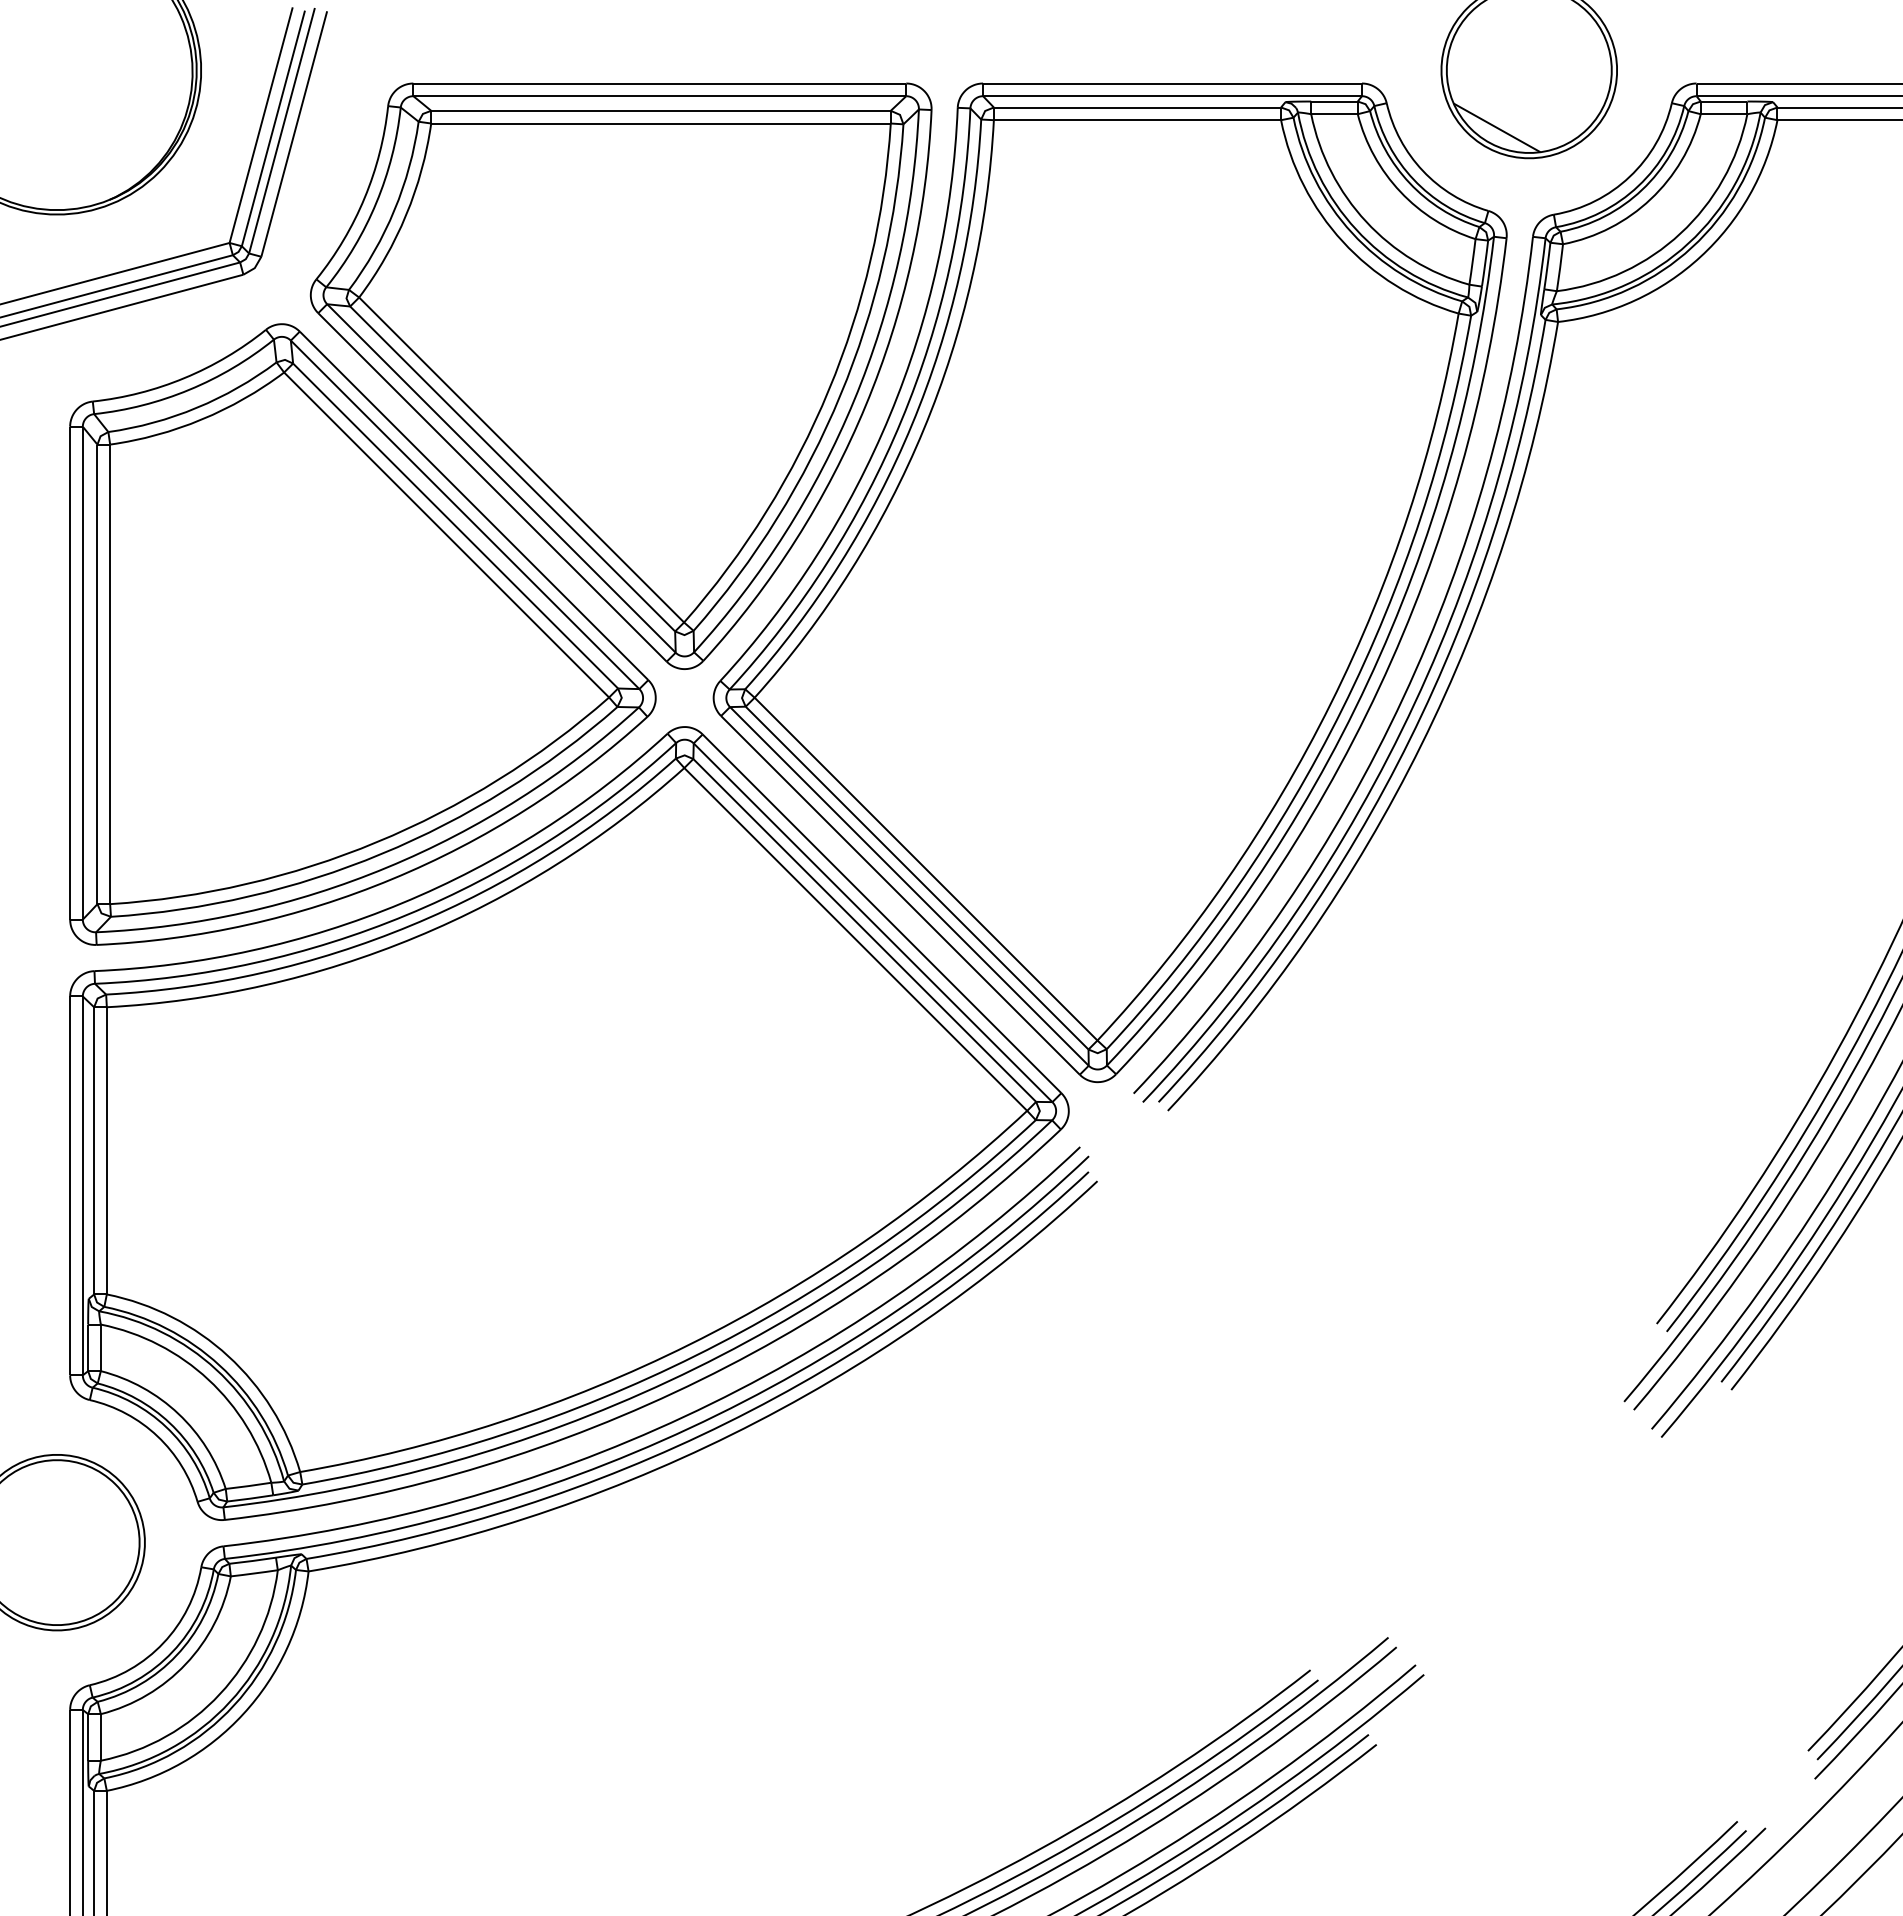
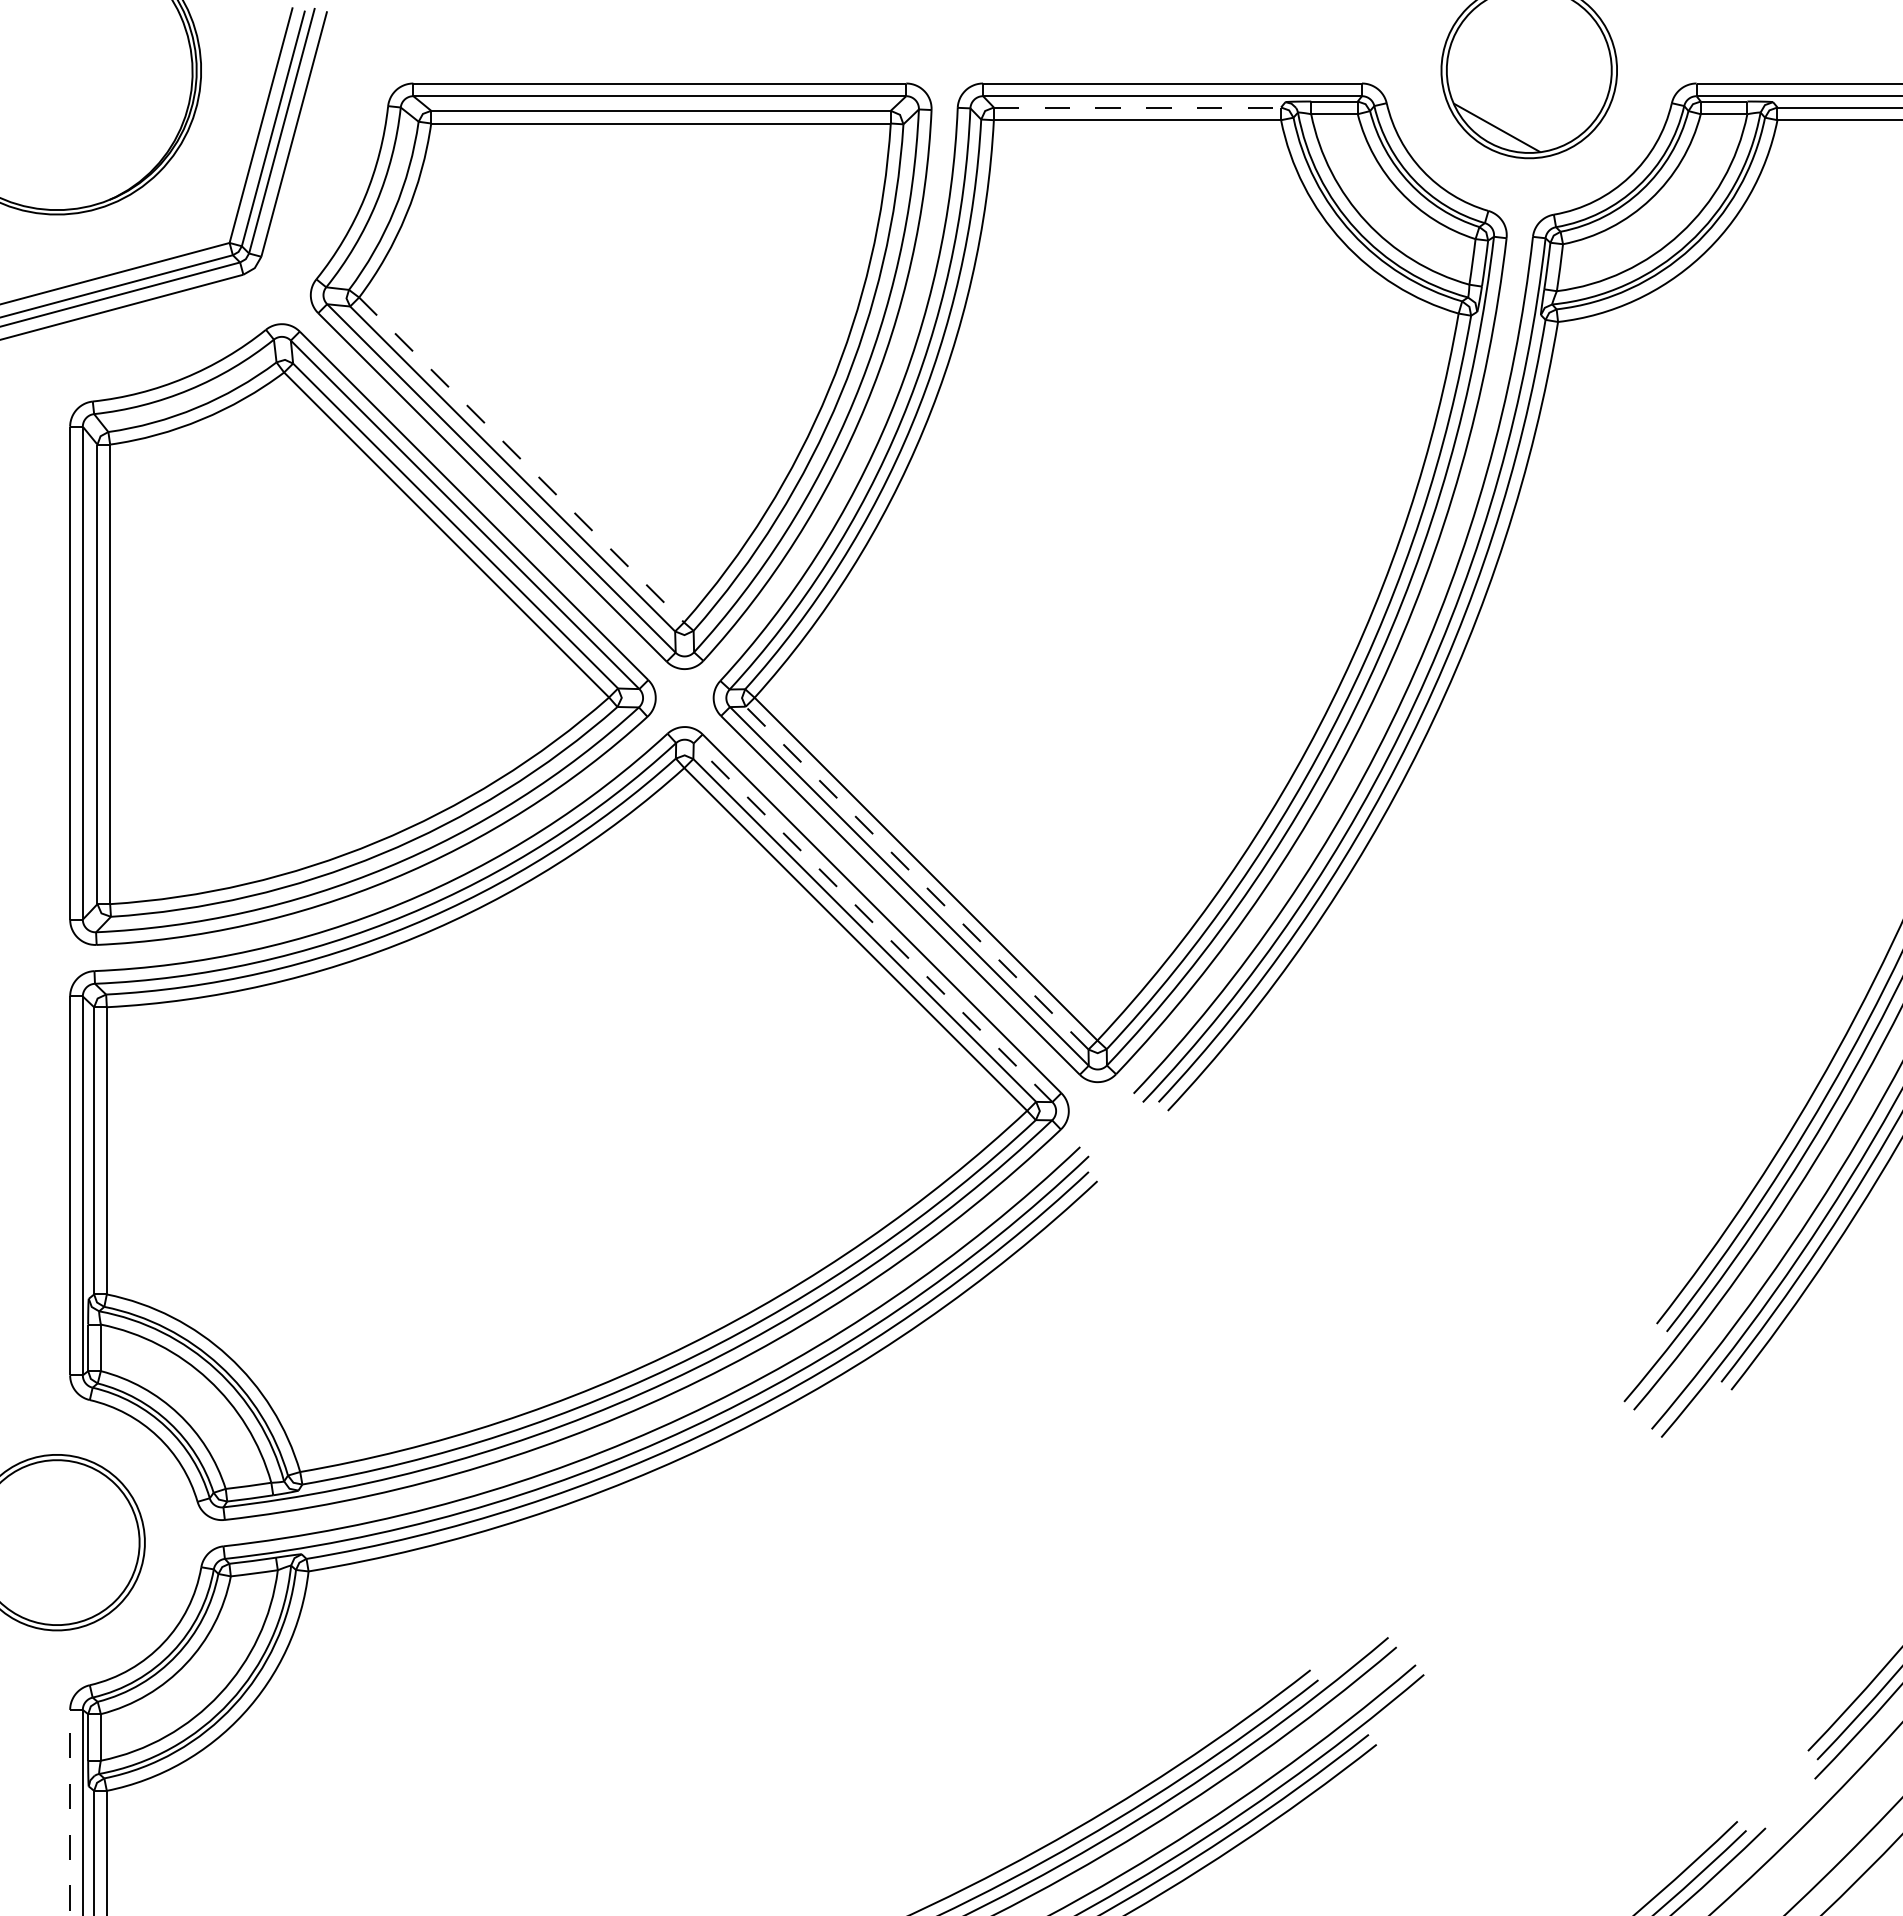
line: solid -> dashed (1137, 107)
line: solid -> dashed (521, 460)
line: solid -> dashed (916, 877)
line: solid -> dashed (873, 922)
line: solid -> dashed (70, 1812)
